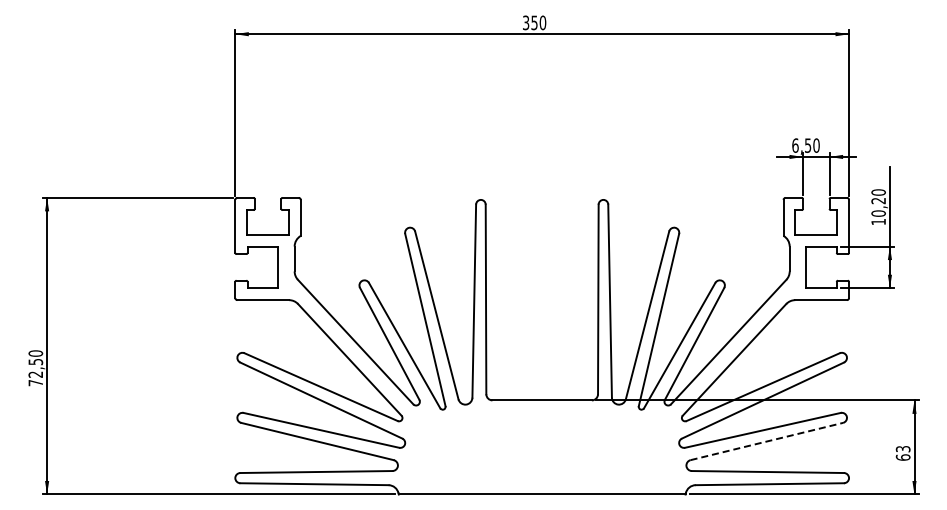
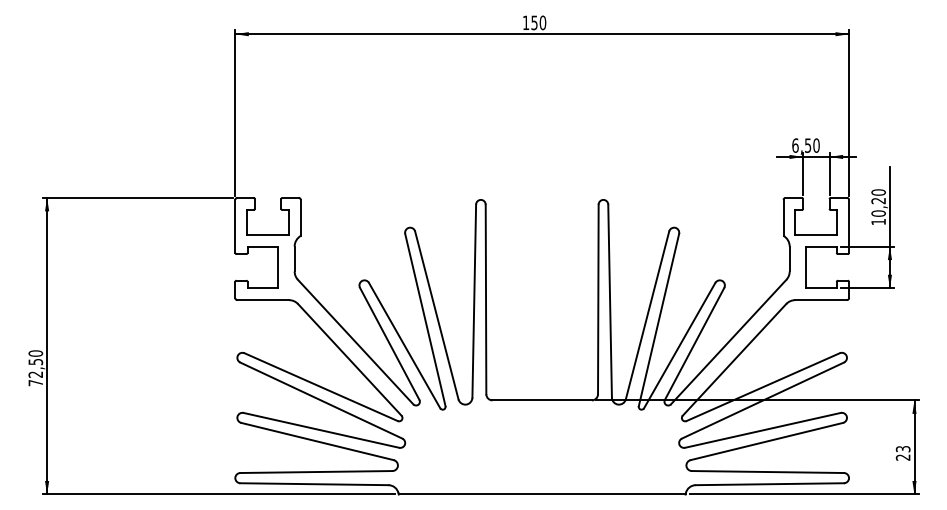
text: 350 -> 150 (526, 22)
line: dashed -> solid (767, 441)
text: 63 -> 23 (902, 457)
